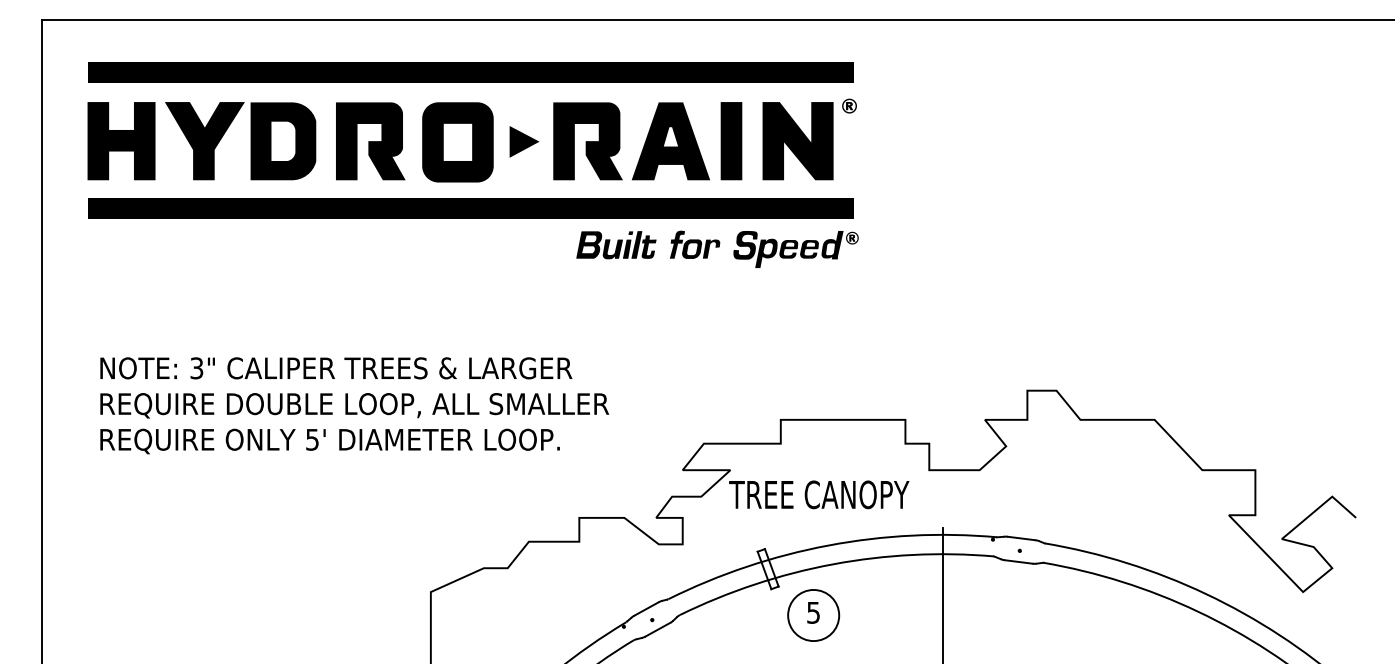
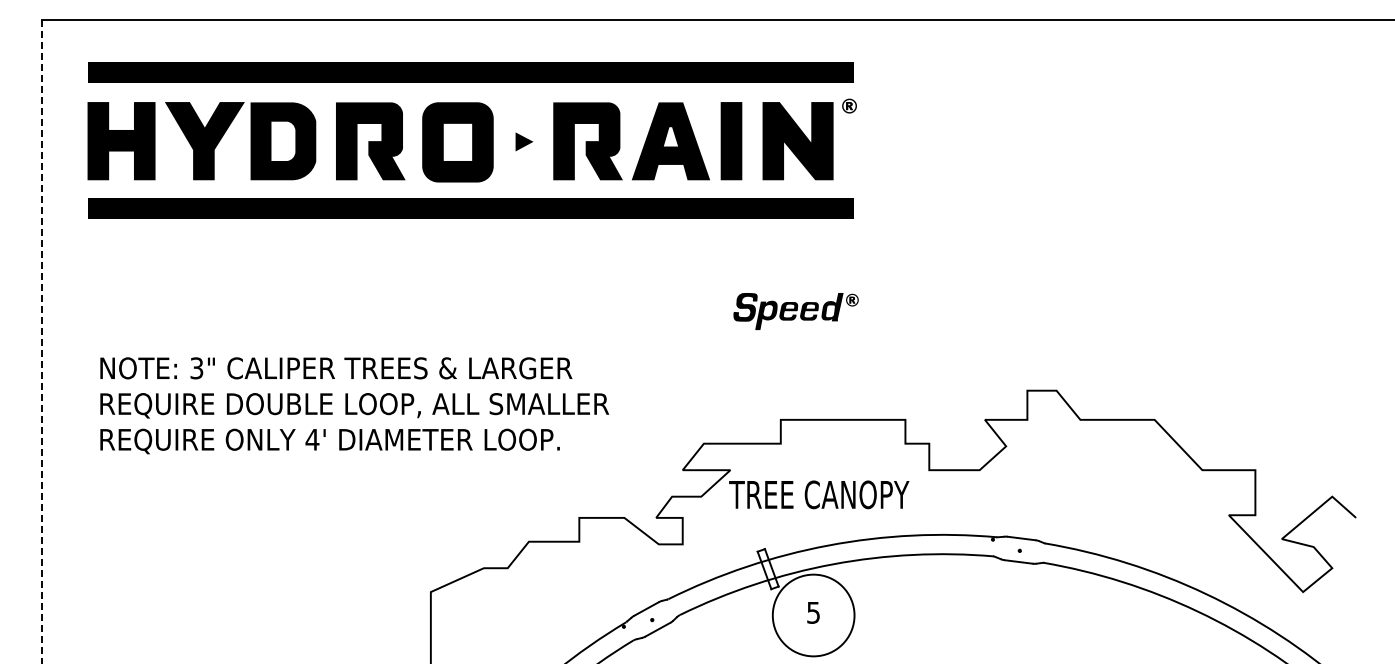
part size: 31x32 px -> 19x20 px (524, 141)
part: present -> none (648, 244)
part position: (795, 249) -> (795, 311) (795, 311)
line: solid -> dashed (41, 341)
text: 5' -> 4' (312, 439)
line: present -> none (942, 593)
circle diameter: 51 px -> 82 px (813, 615)
